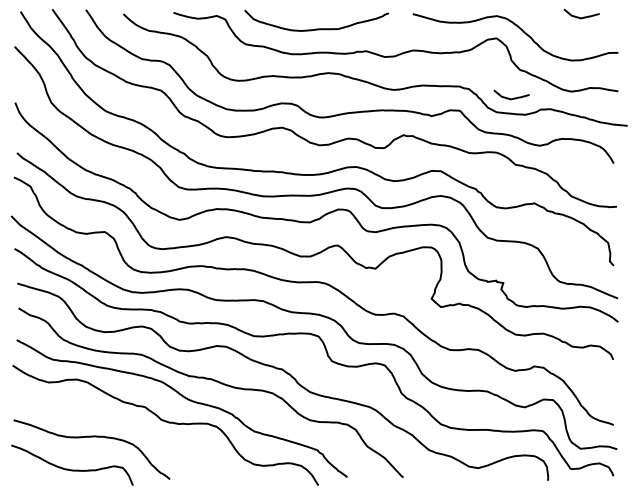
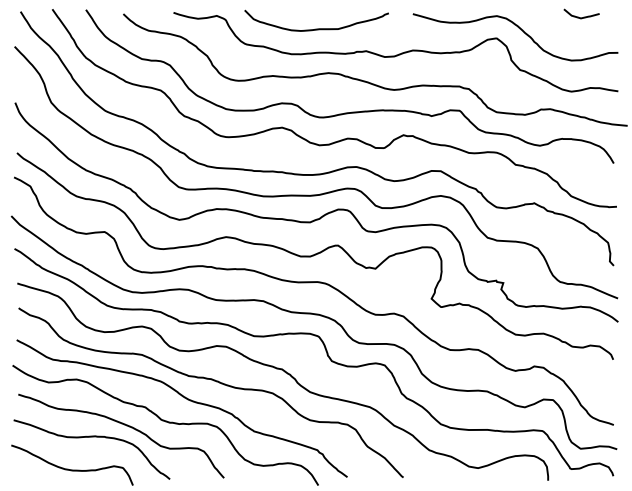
curve: present -> none (513, 97)
curve: none -> present (126, 426)
